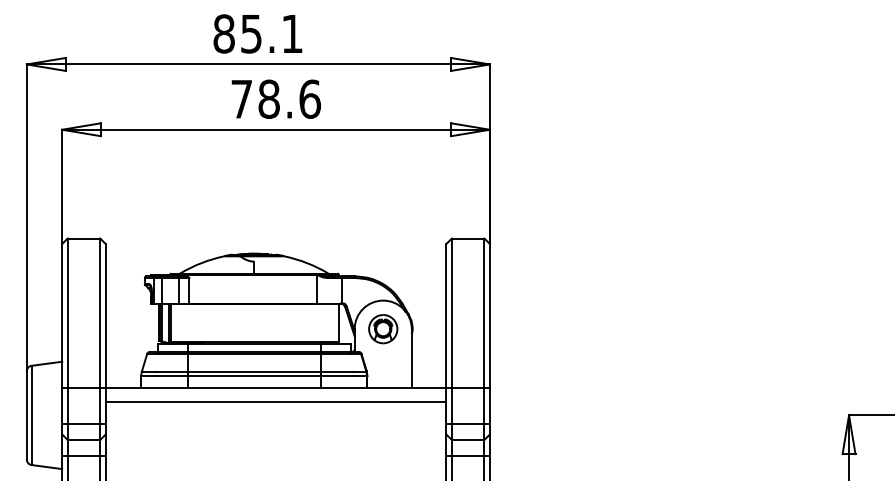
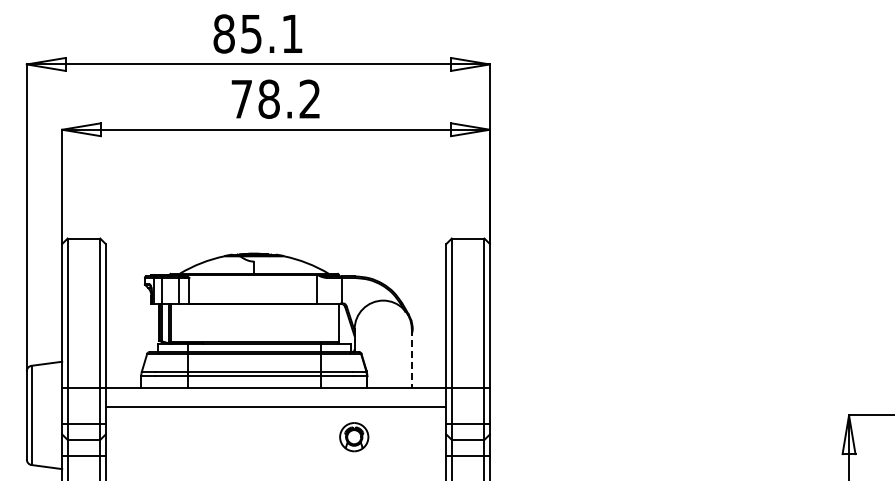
text: 78.6 -> 78.2 (310, 98)
part position: (383, 329) -> (354, 437) (354, 437)
line: solid -> dashed (411, 358)
line position: (275, 401) -> (275, 406) (275, 406)
